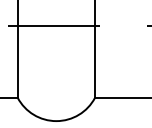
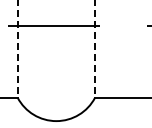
line: solid -> dashed (17, 49)
line: solid -> dashed (95, 49)
